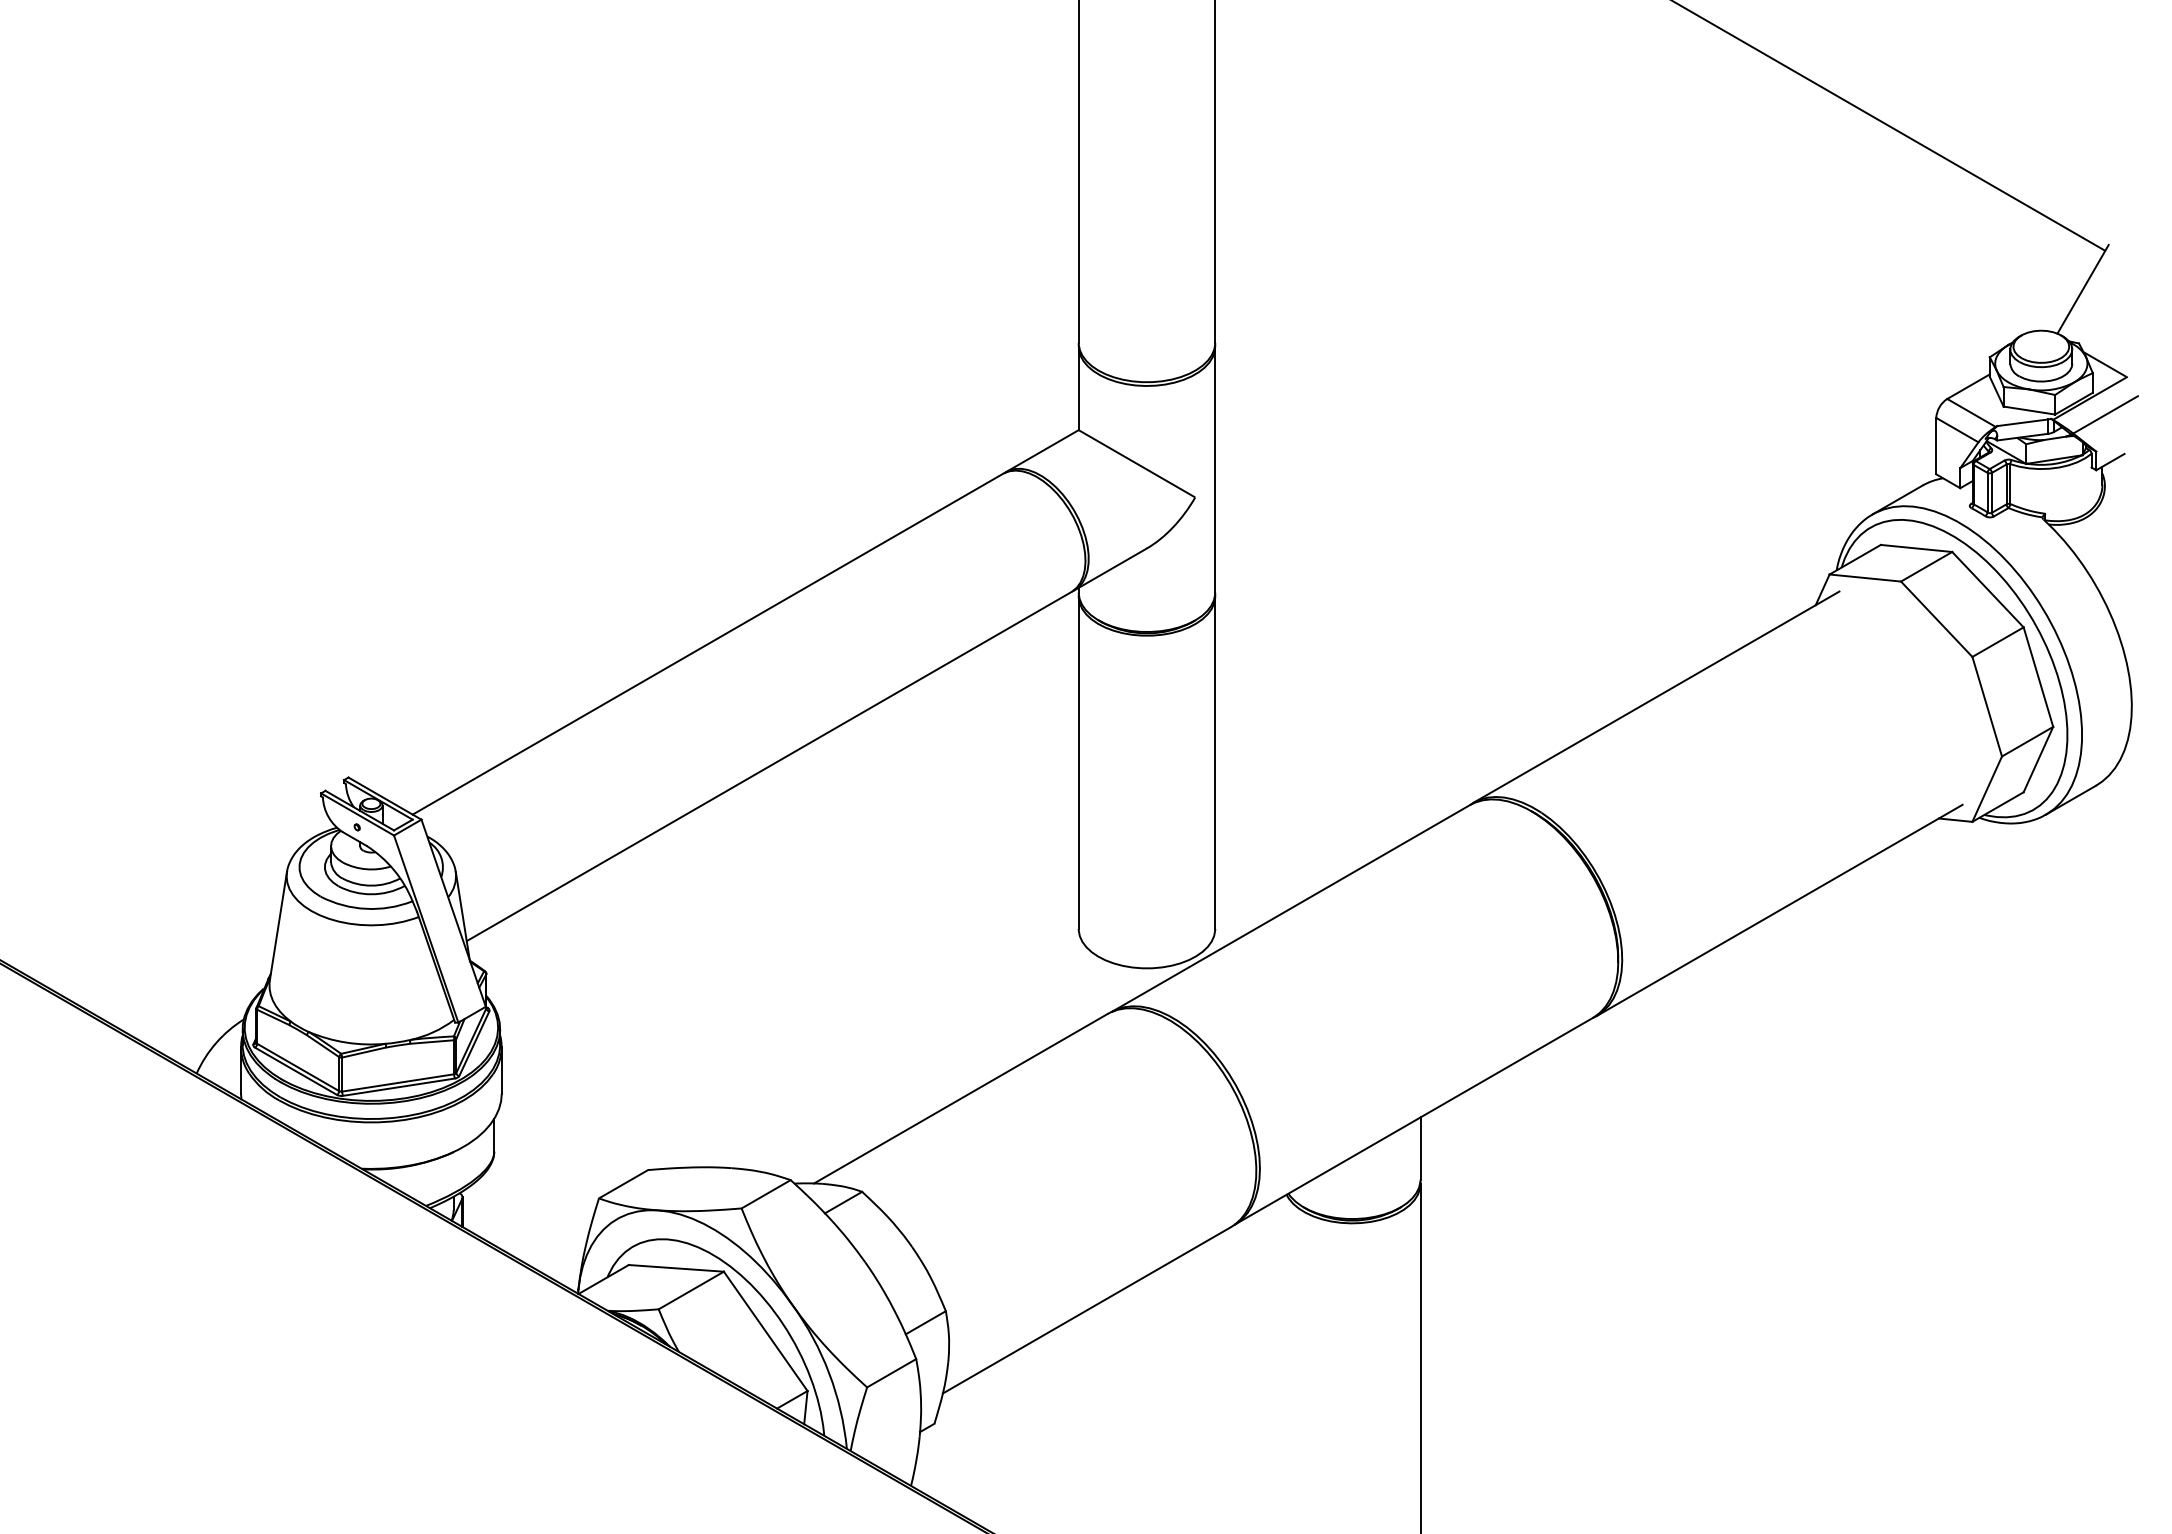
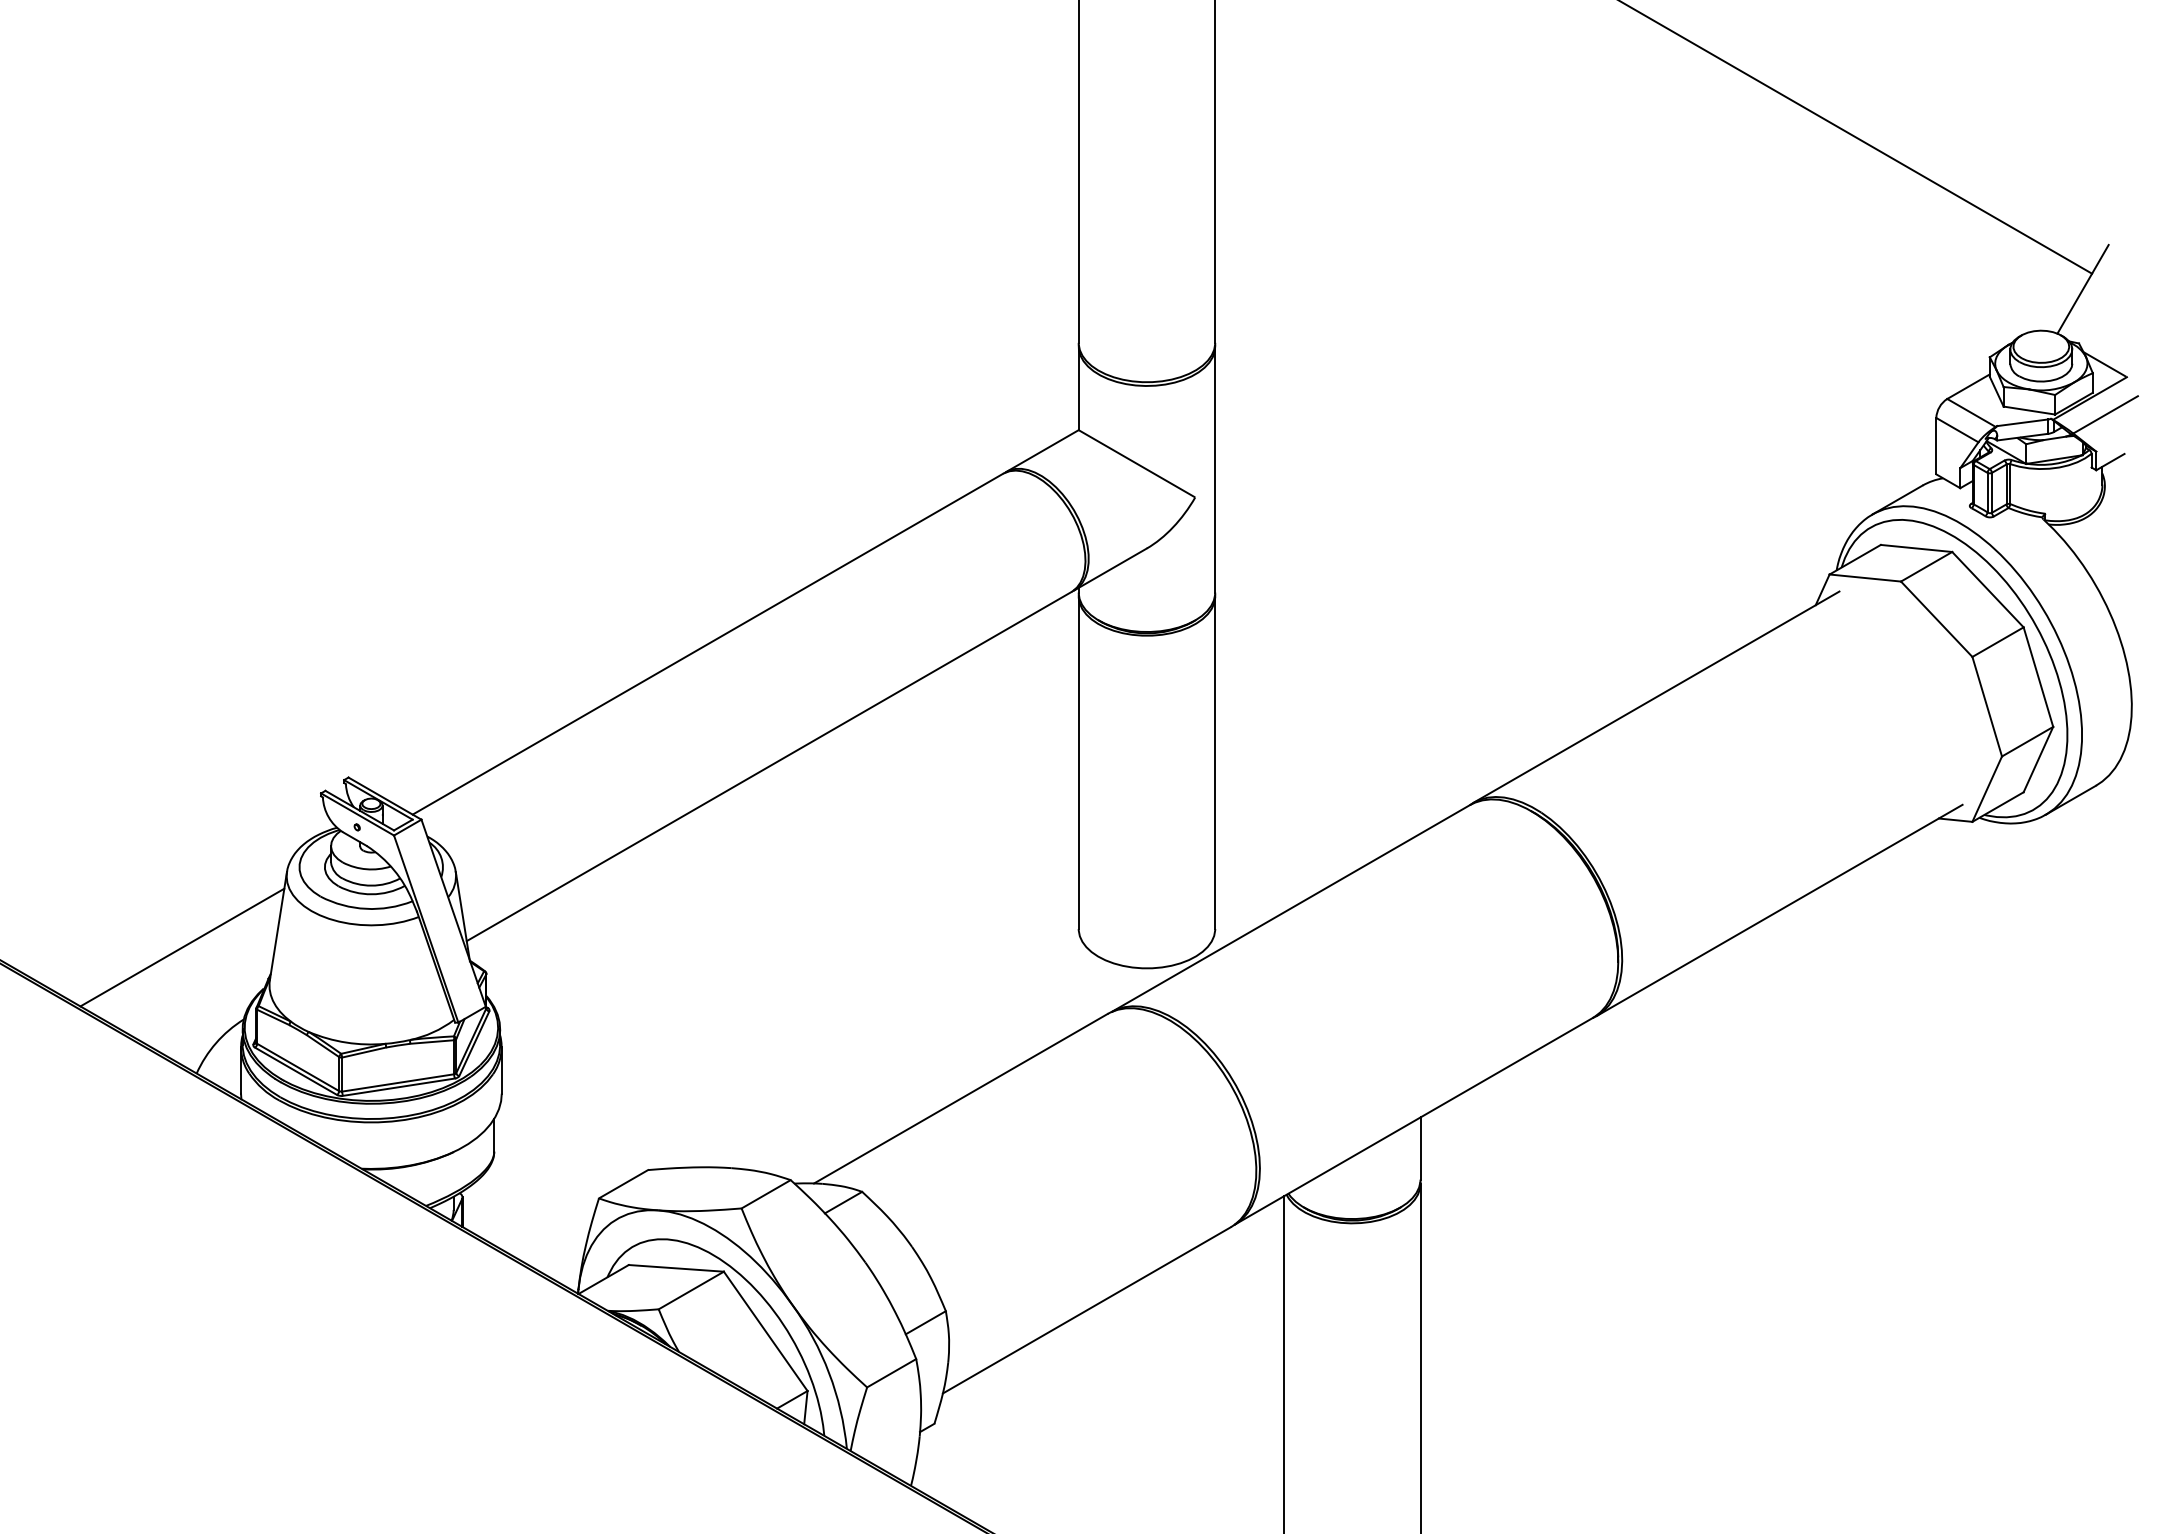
line position: (1889, 126) -> (1856, 137) (1856, 137)
line: none -> present (182, 947)
line: none -> present (1283, 1363)
